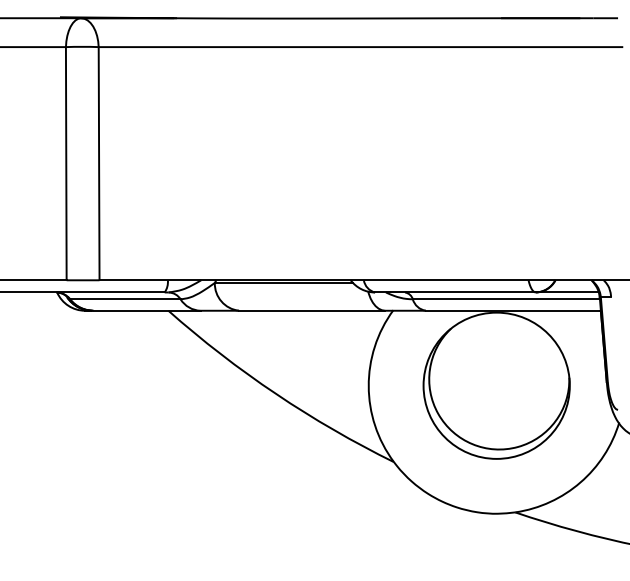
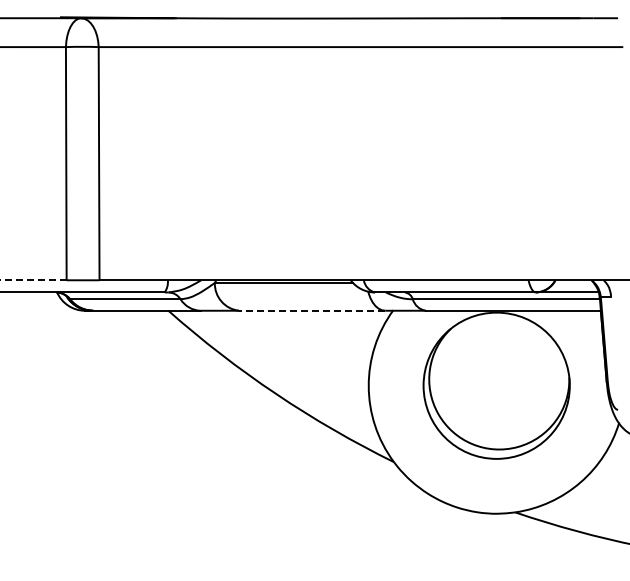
line: solid -> dashed (32, 280)
line: solid -> dashed (311, 310)
